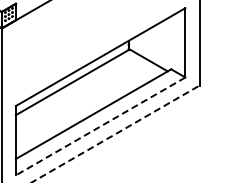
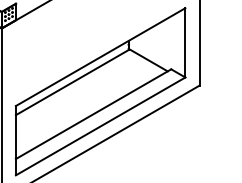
line: dashed -> solid (100, 126)
line: dashed -> solid (115, 134)
